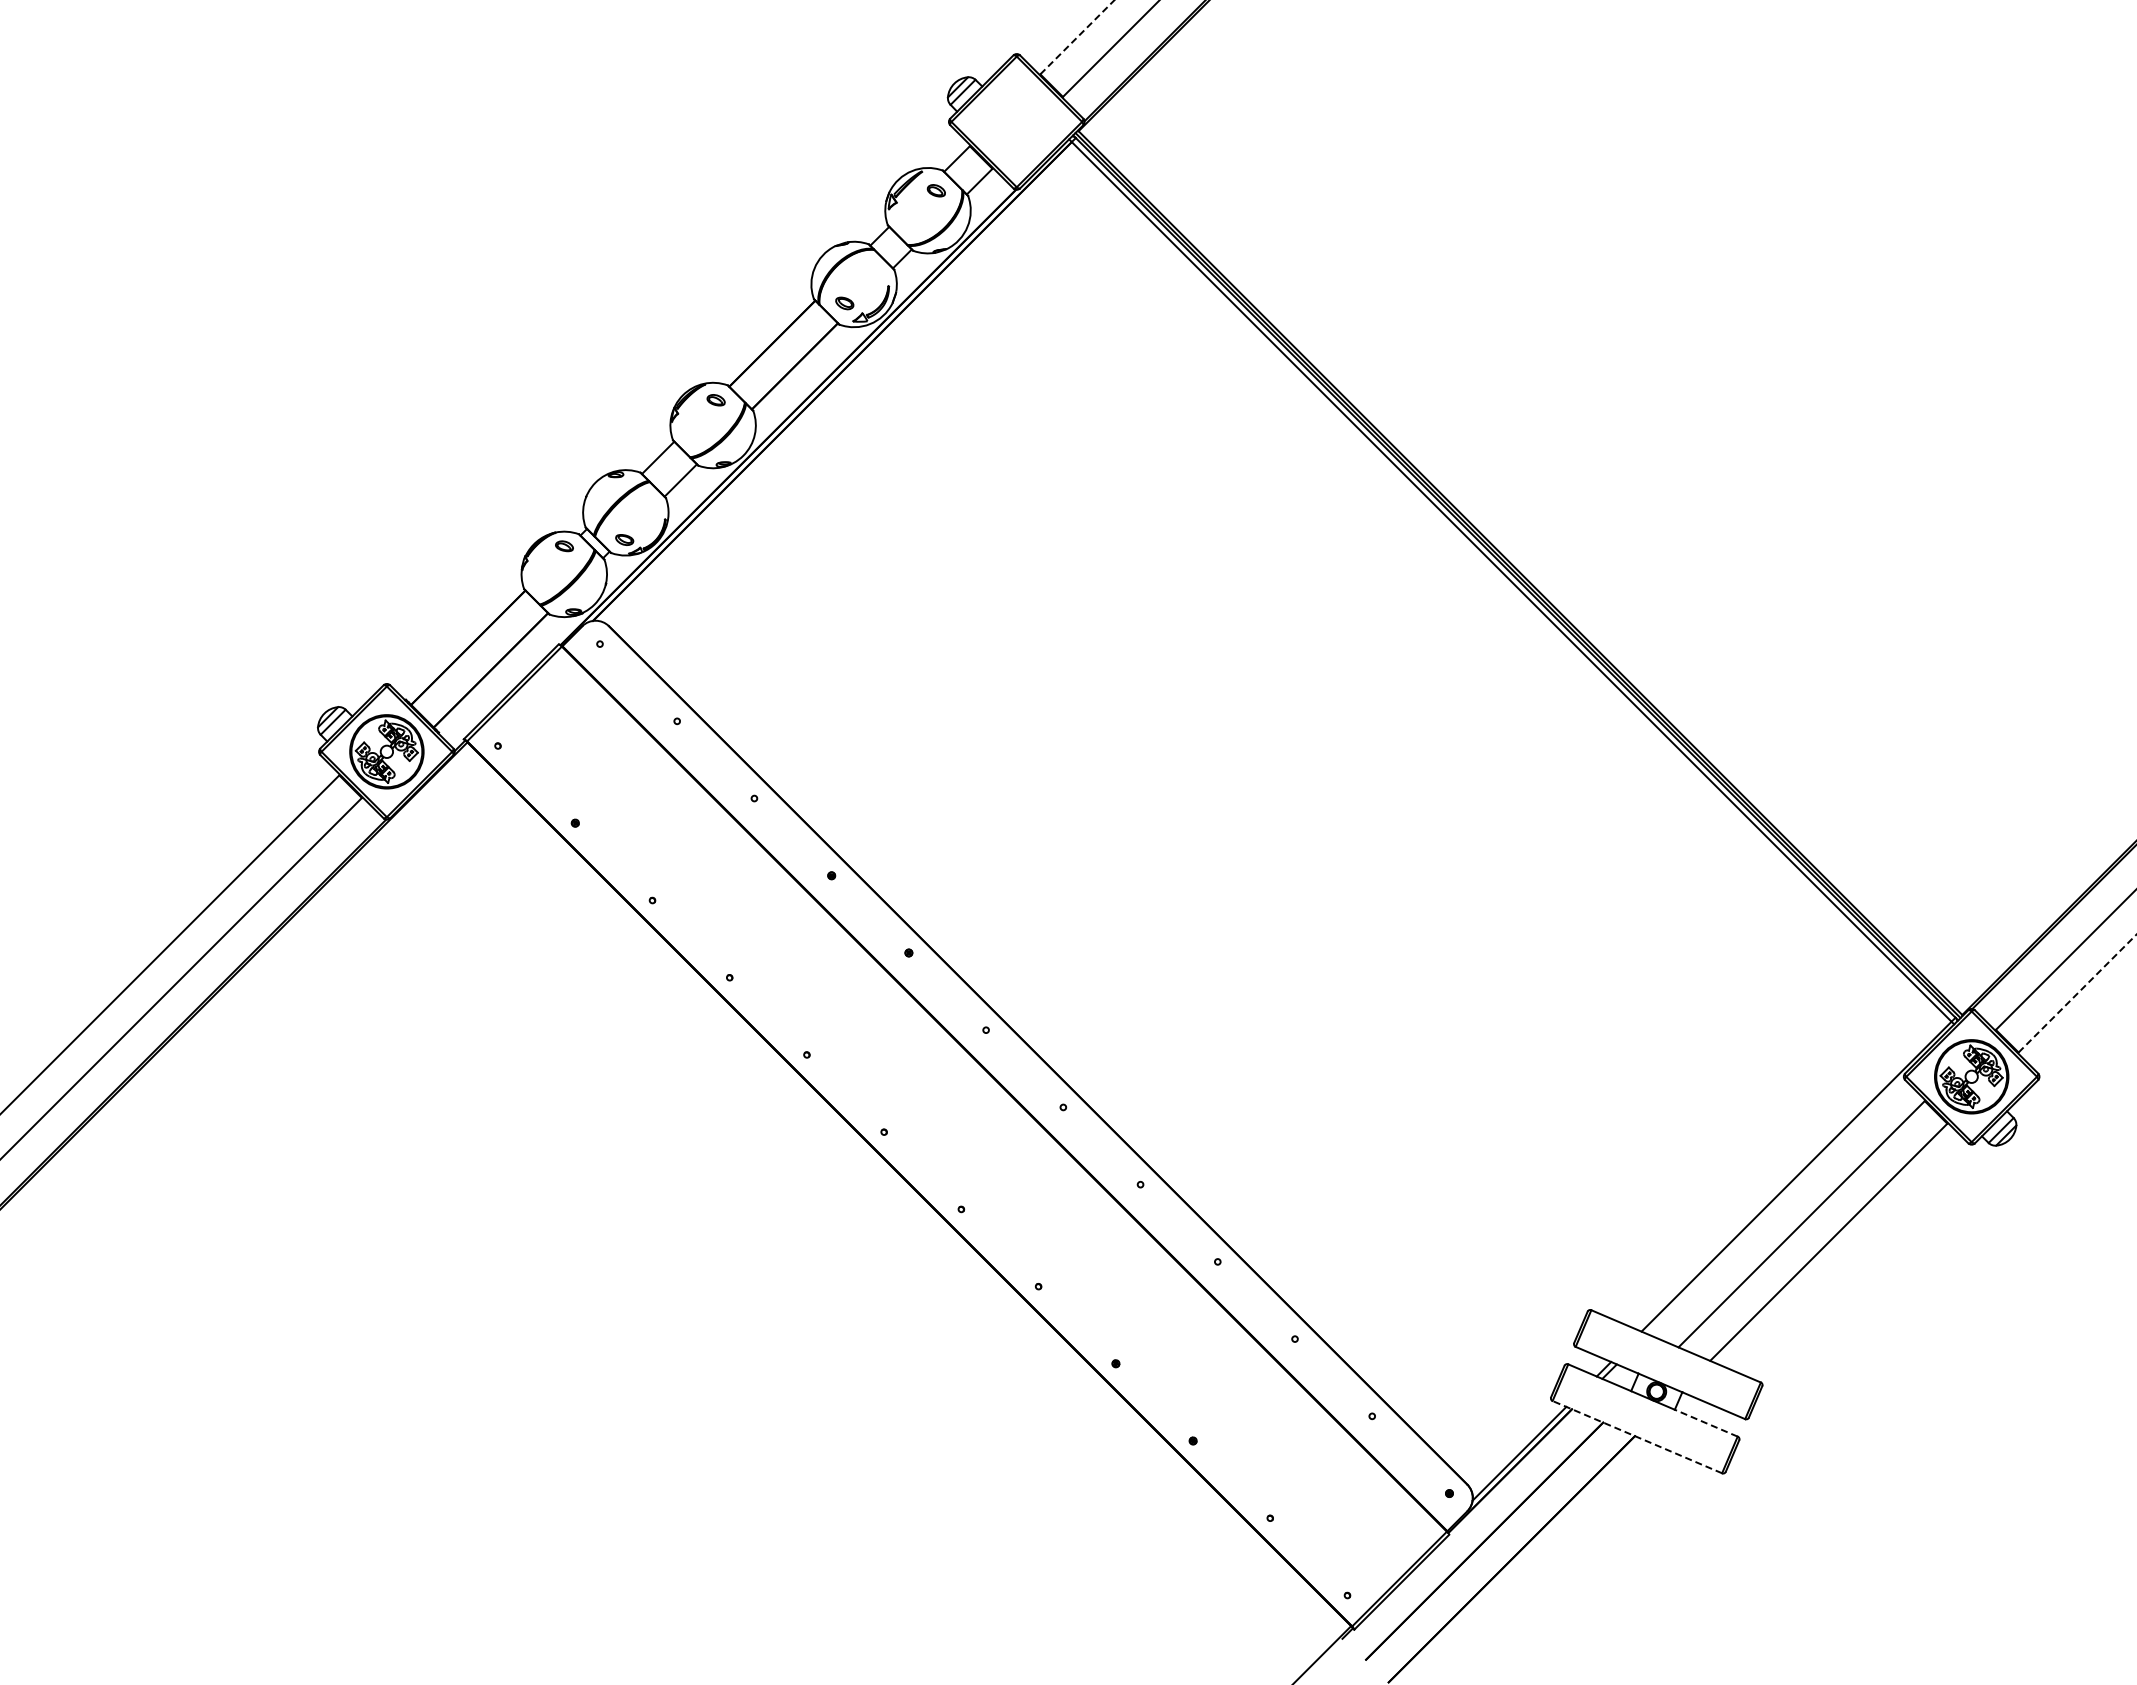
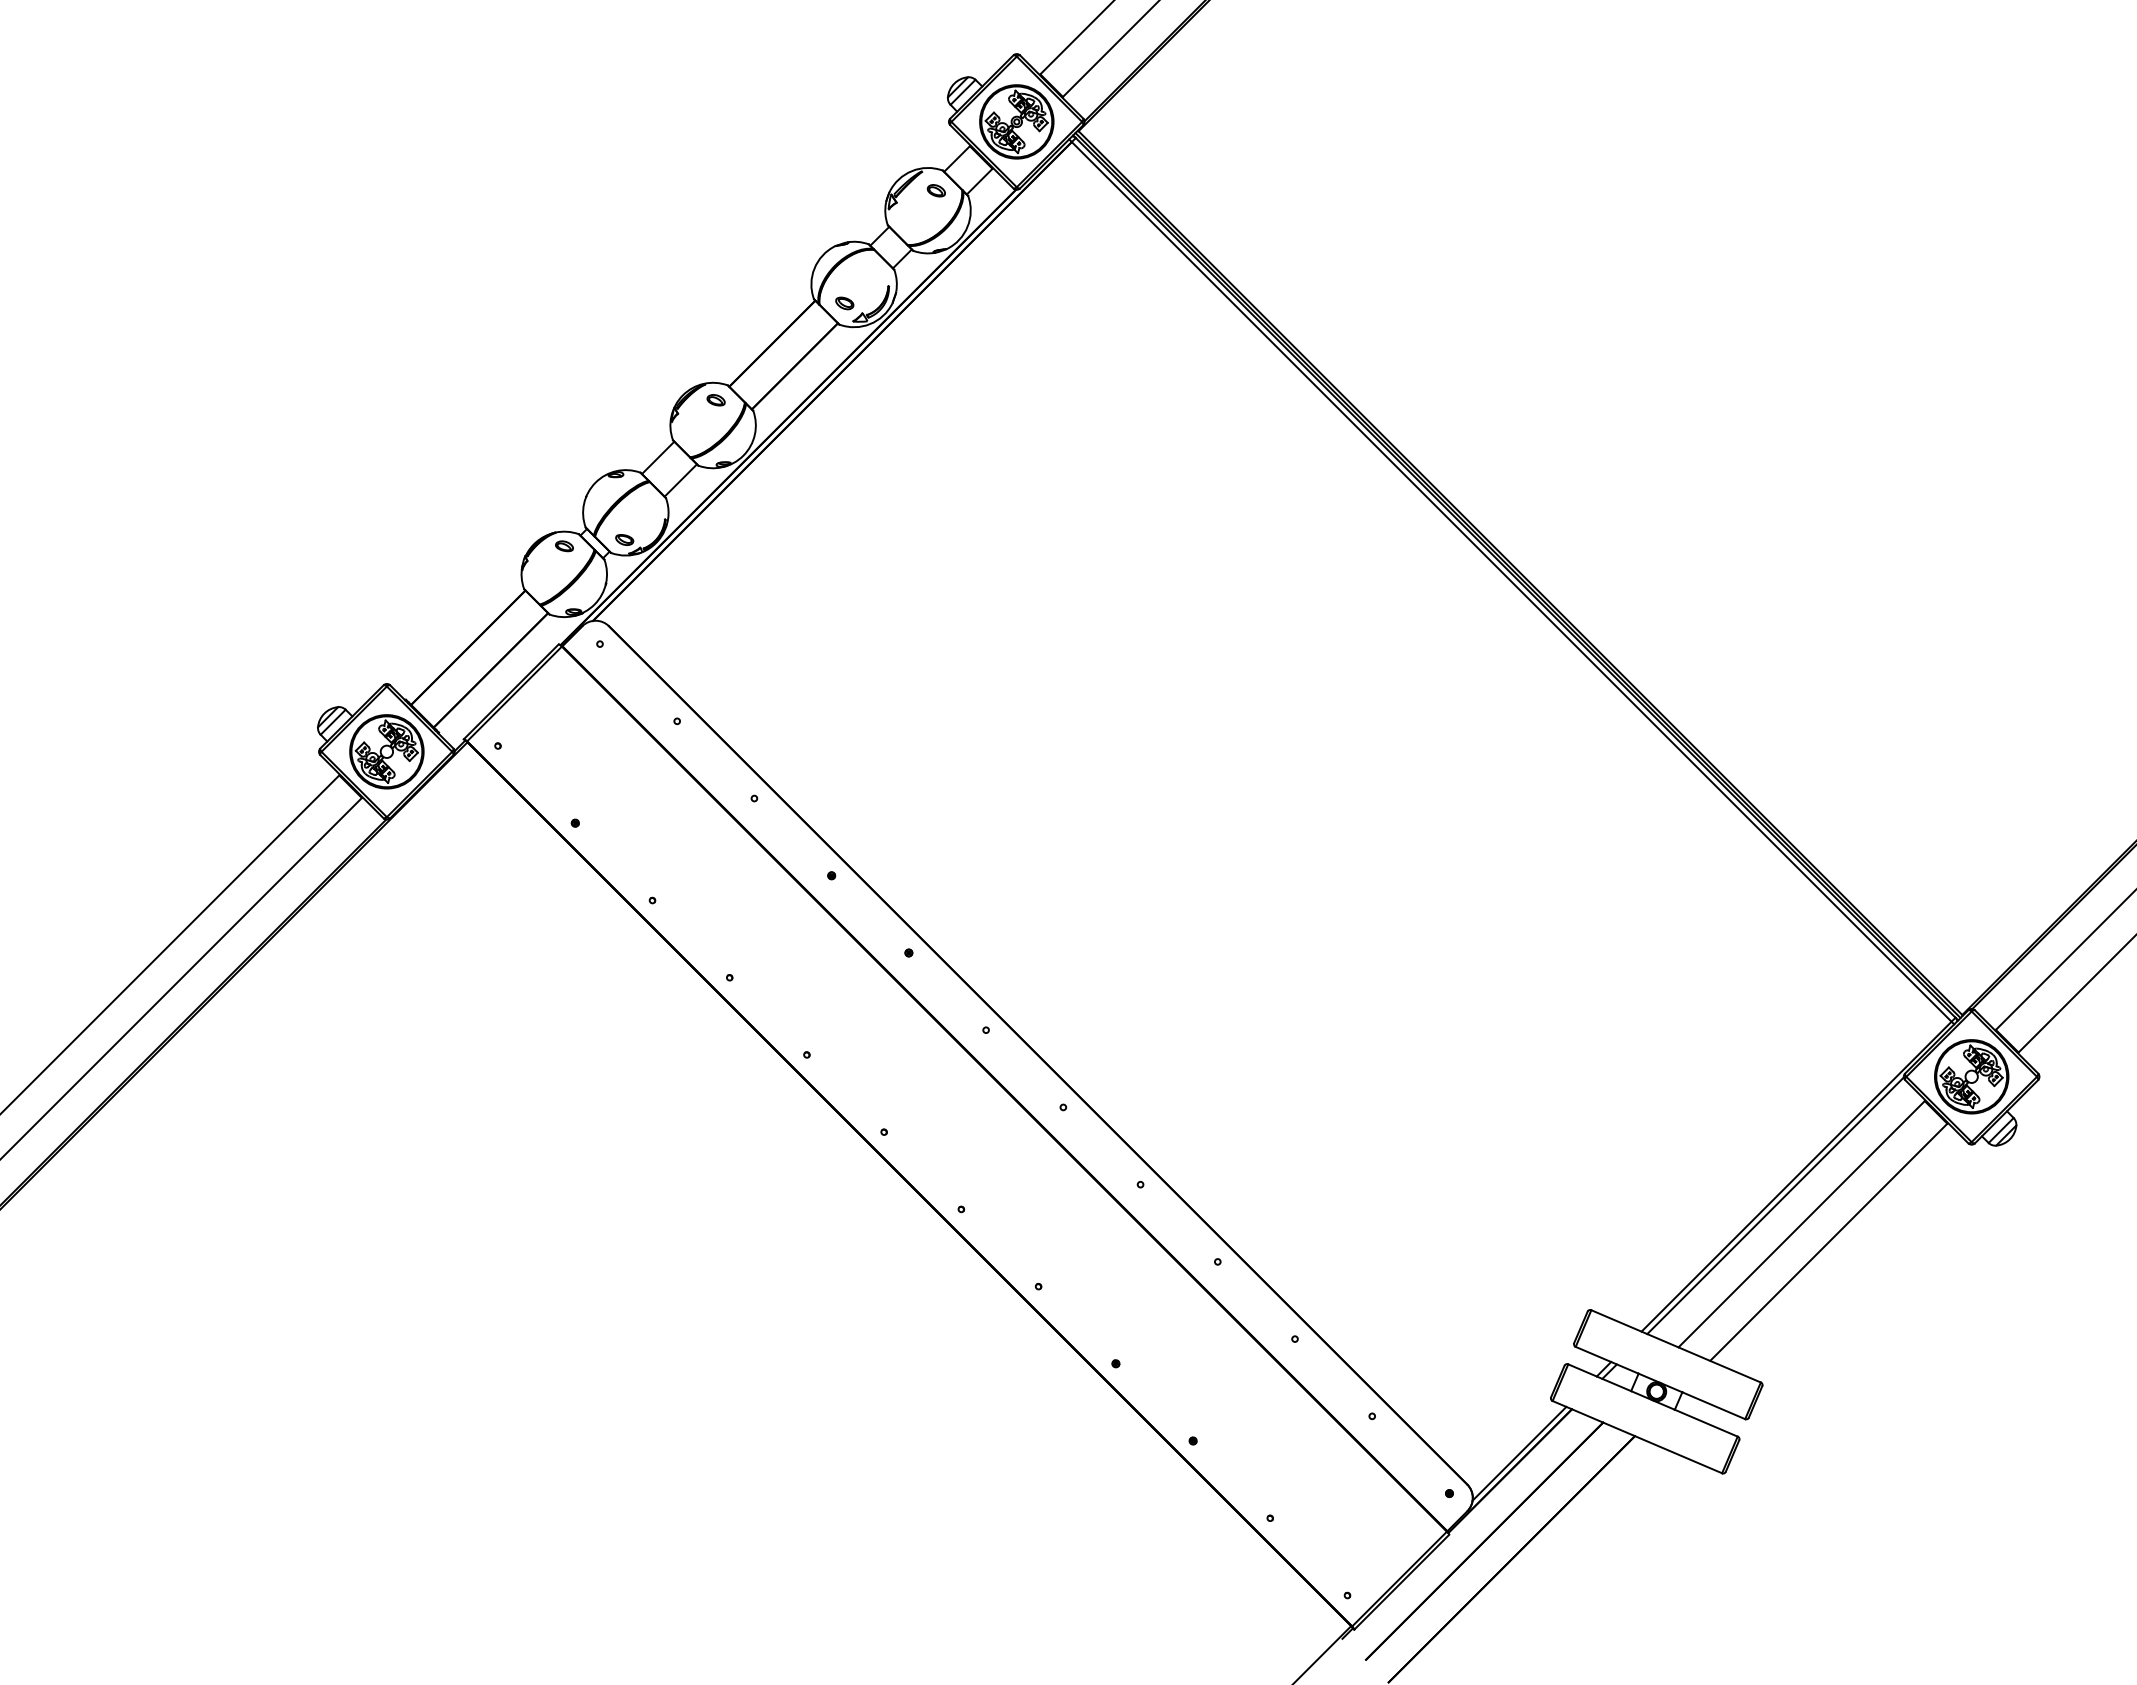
line: dashed -> solid (1077, 36)
part: none -> present (1016, 121)
line: dashed -> solid (2078, 993)
line: none -> present (1775, 1205)
line: dashed -> solid (1705, 1423)
line: dashed -> solid (1636, 1436)
